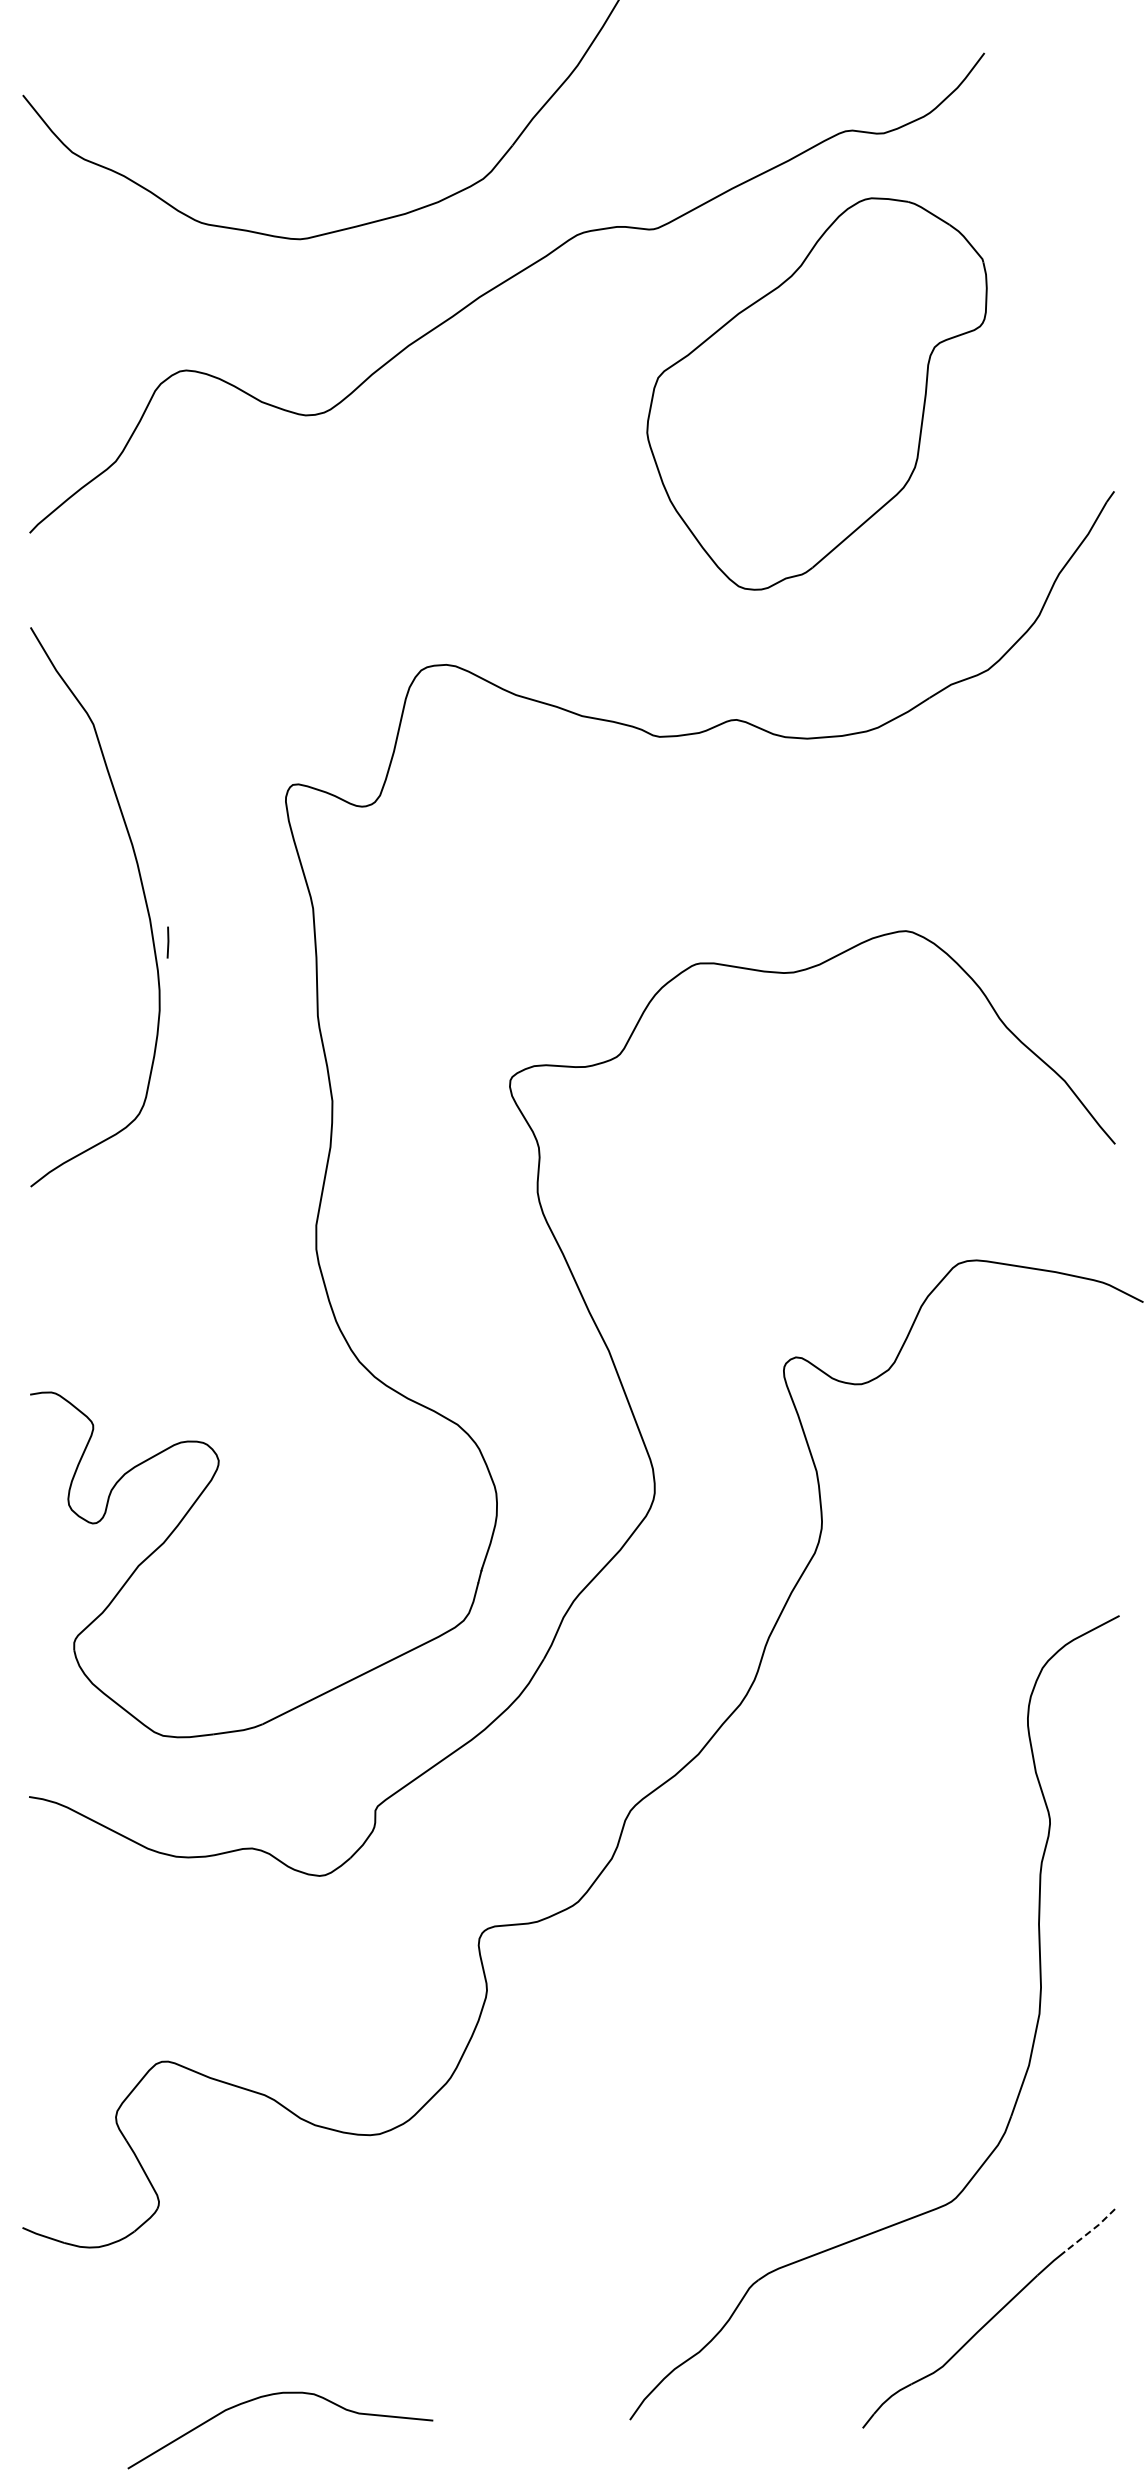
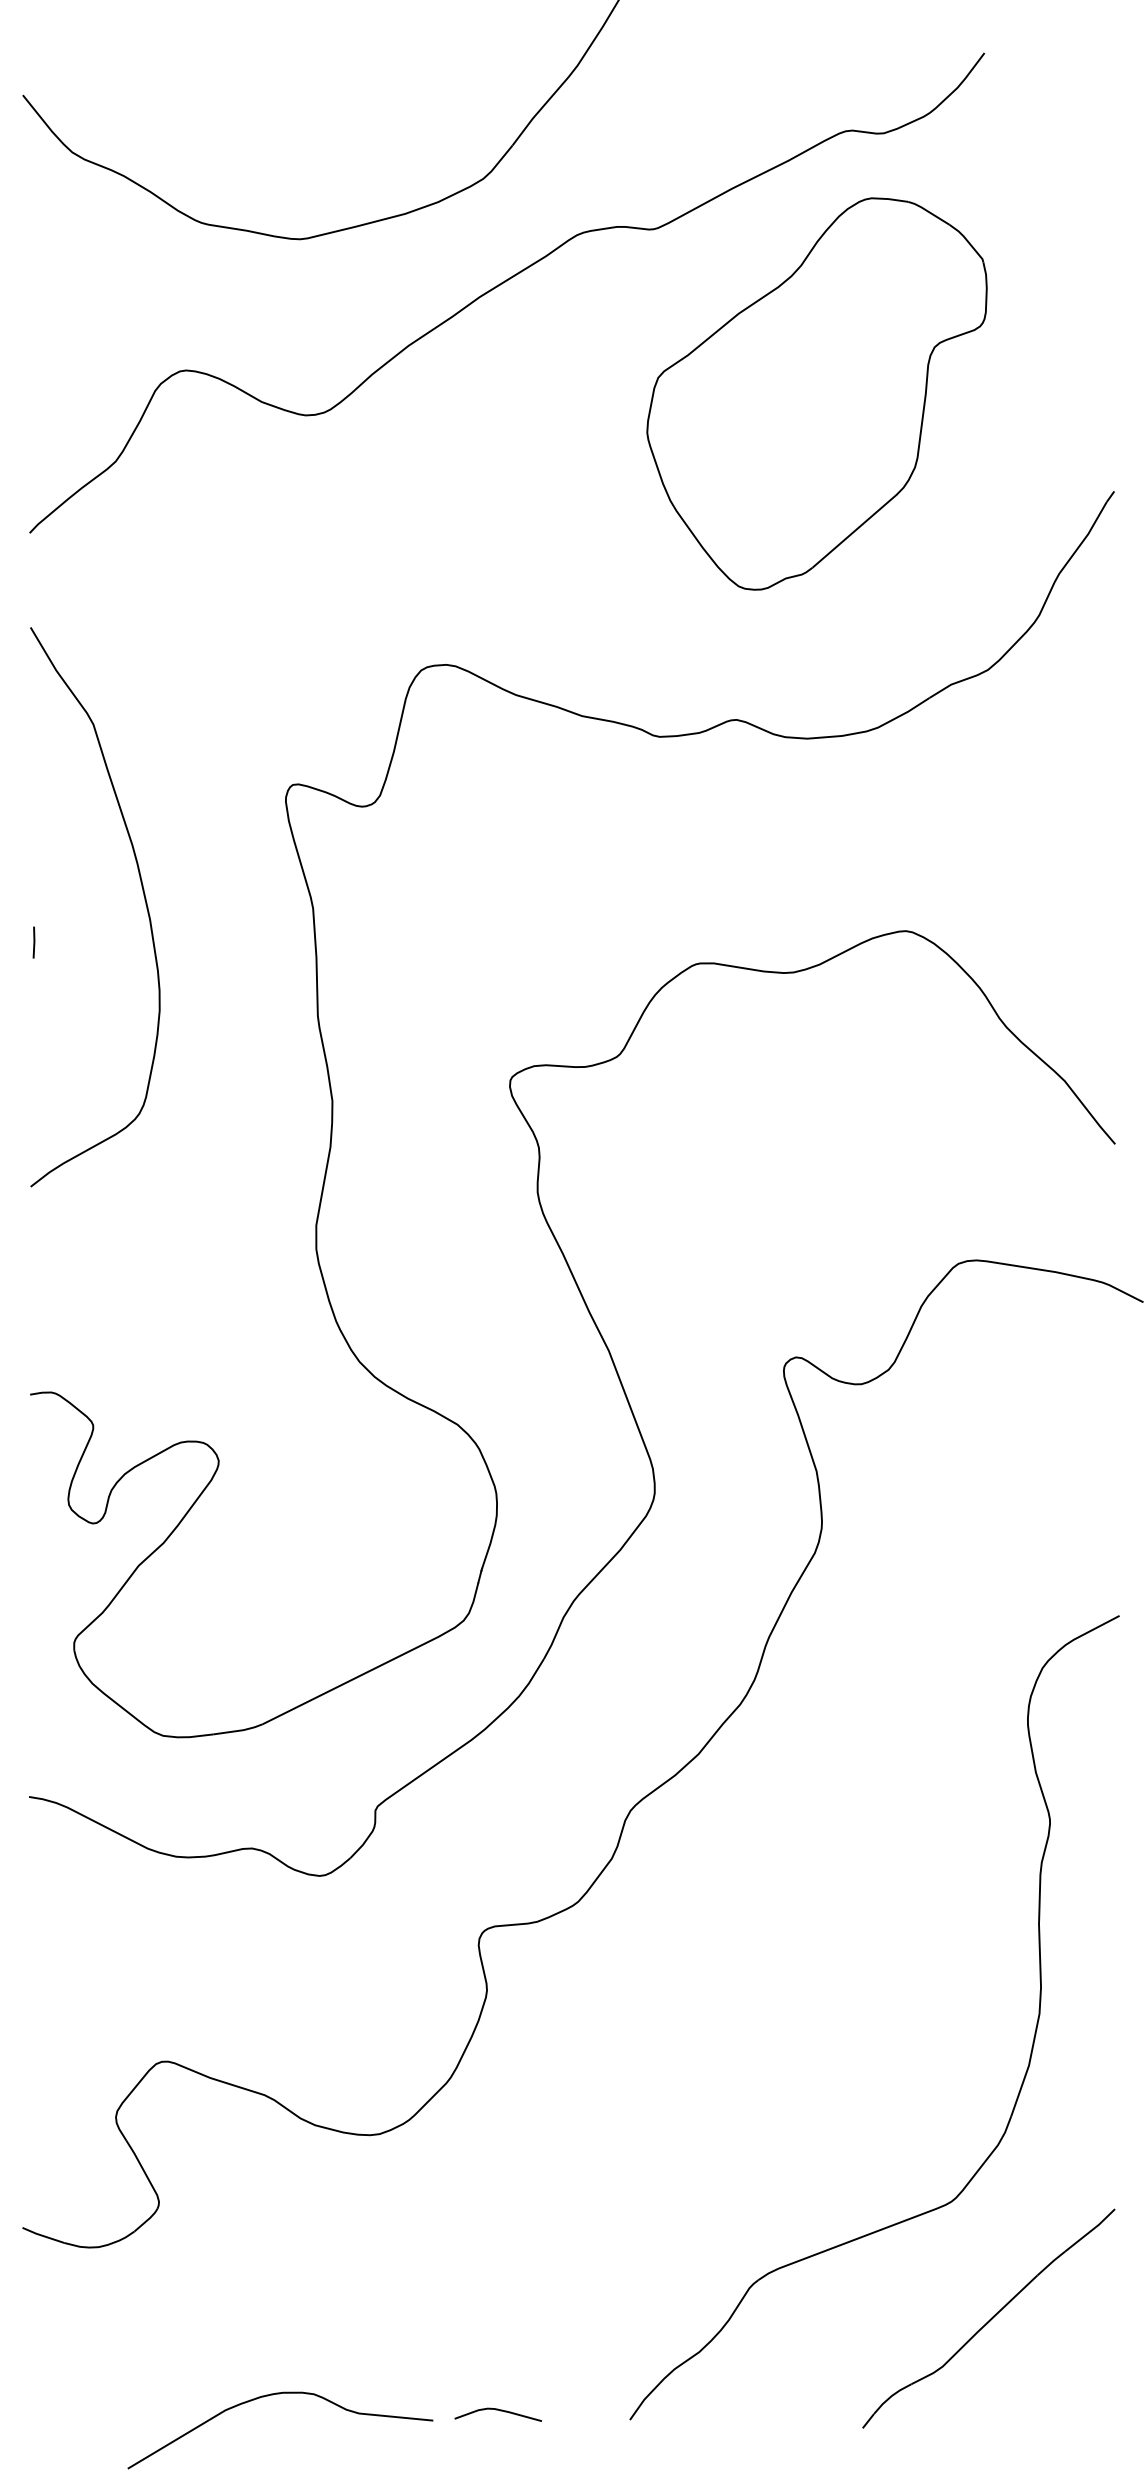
line position: (167, 942) -> (33, 942) (33, 942)
line: dashed -> solid (1091, 2230)
curve: none -> present (497, 2410)
